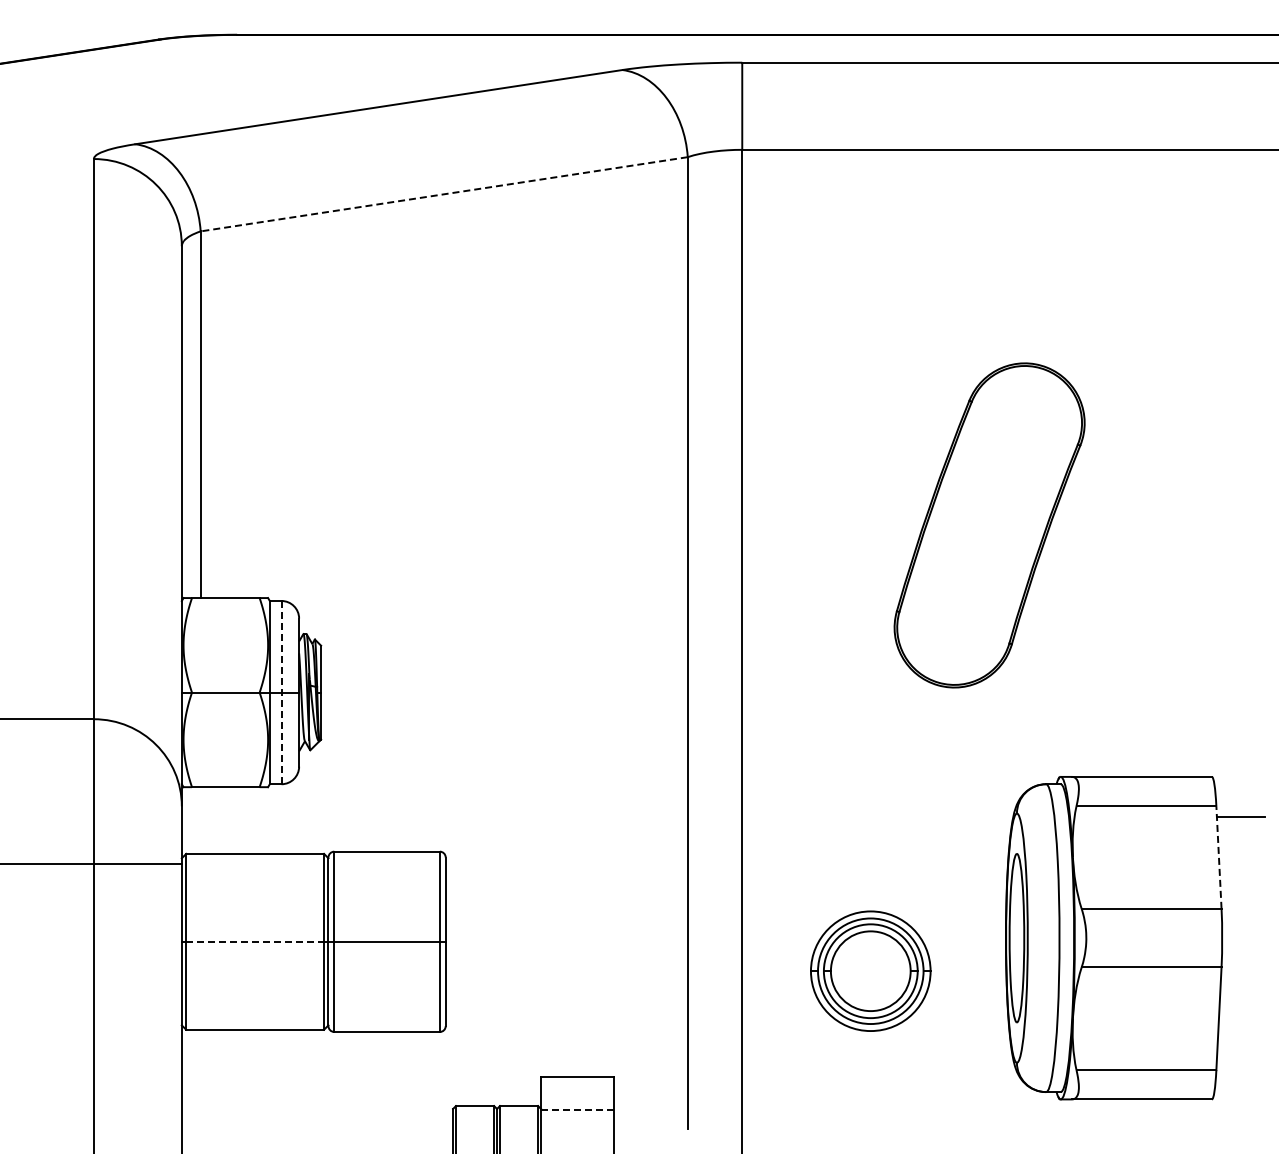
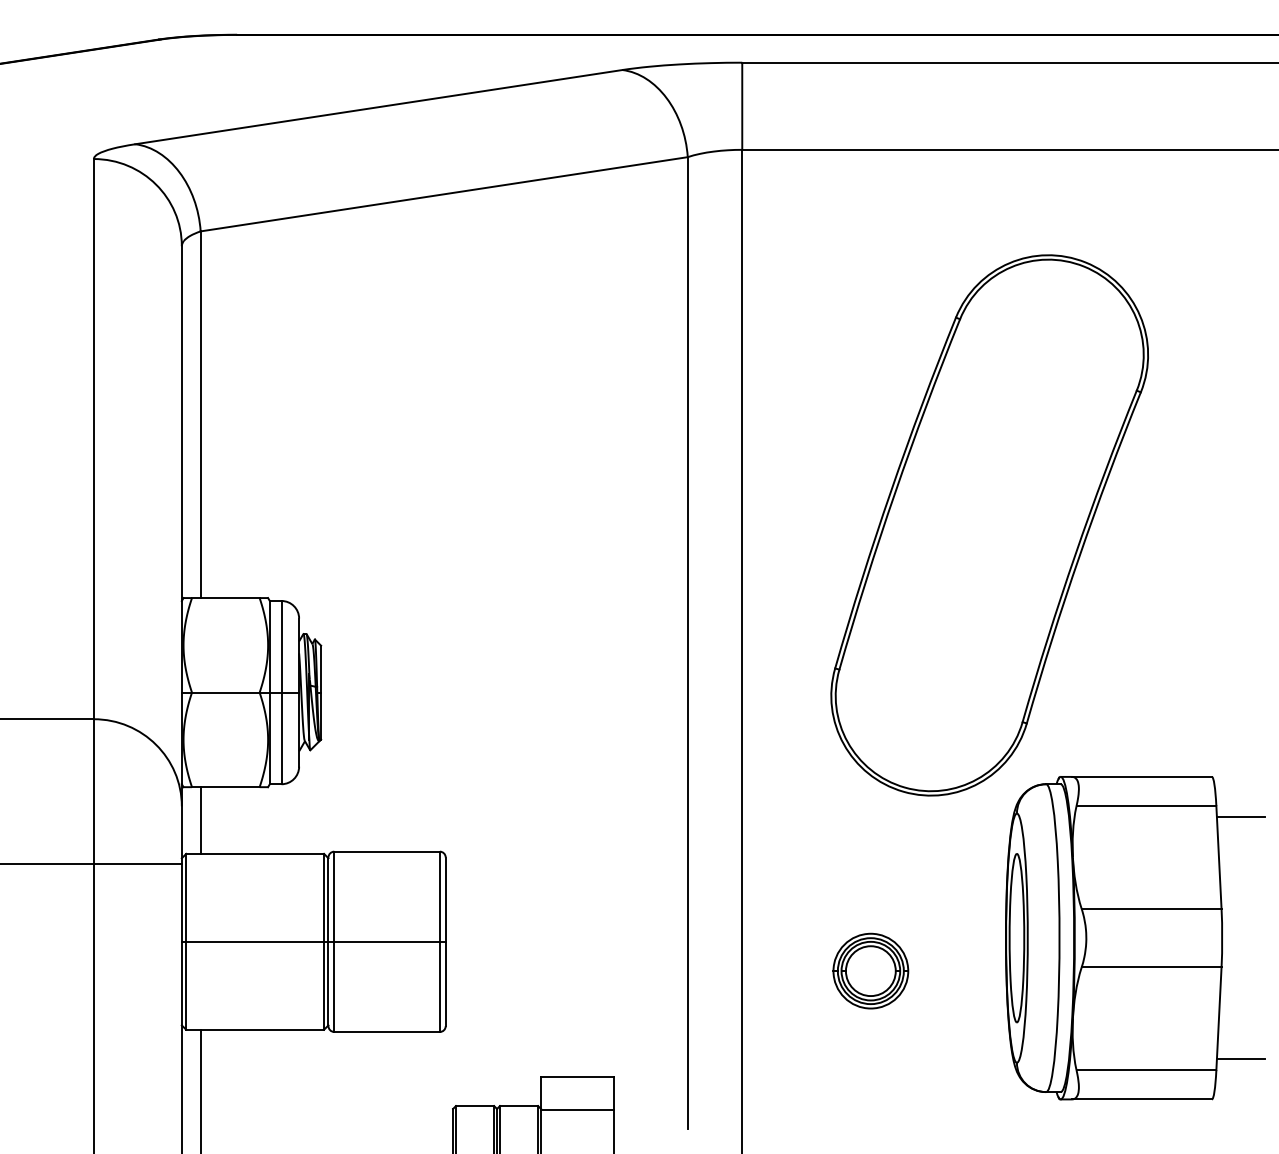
line: dashed -> solid (443, 194)
part size: 193x327 px -> 319x543 px (989, 525)
line: dashed -> solid (281, 692)
line: none -> present (200, 820)
line: dashed -> solid (1218, 857)
line: dashed -> solid (255, 941)
part size: 122x122 px -> 78x78 px (870, 970)
line: none -> present (1240, 1059)
line: none -> present (200, 1089)
line: dashed -> solid (577, 1109)
